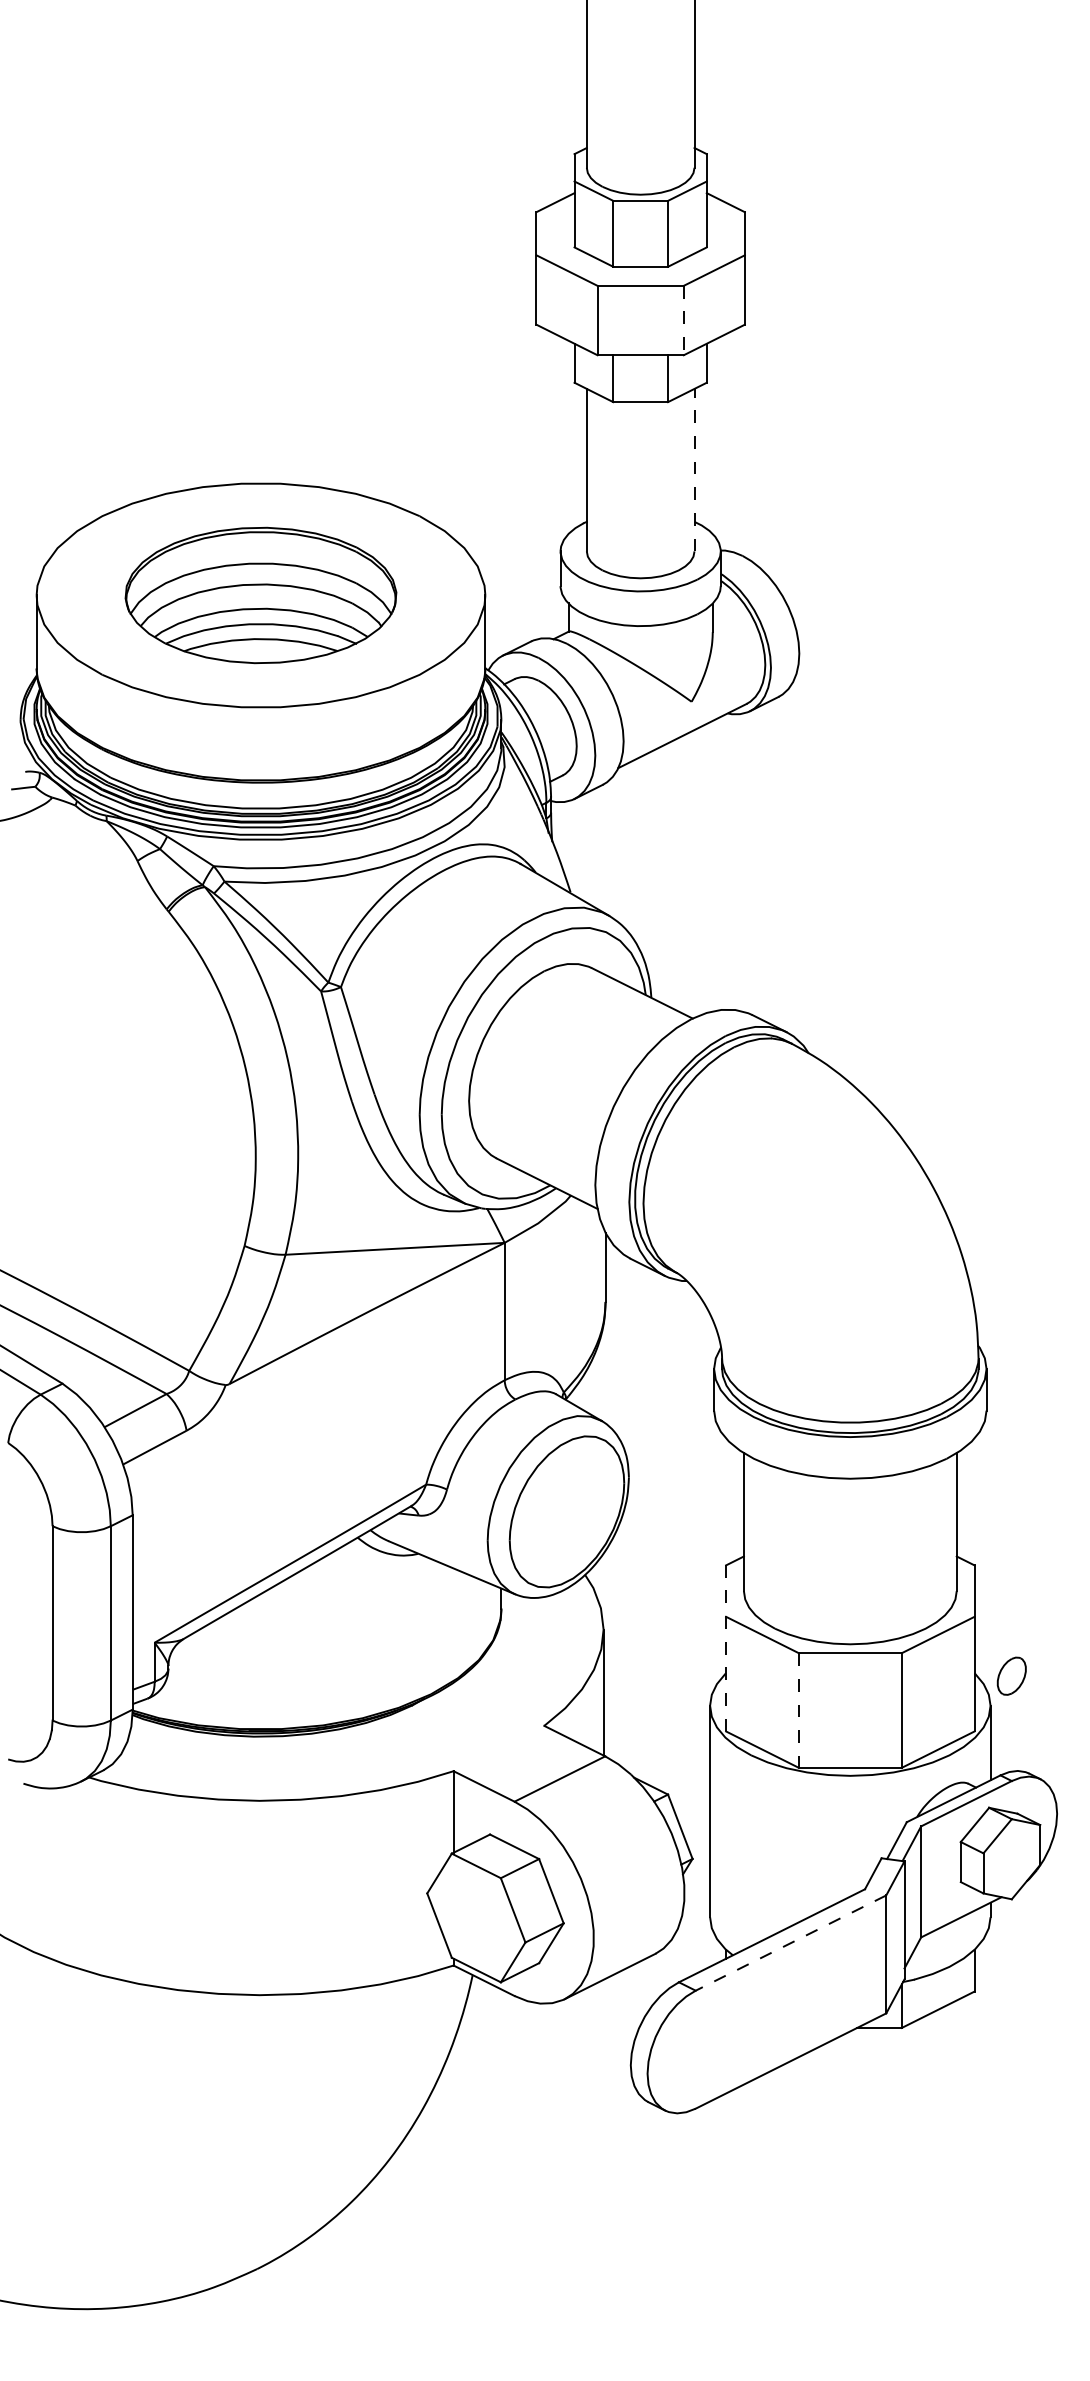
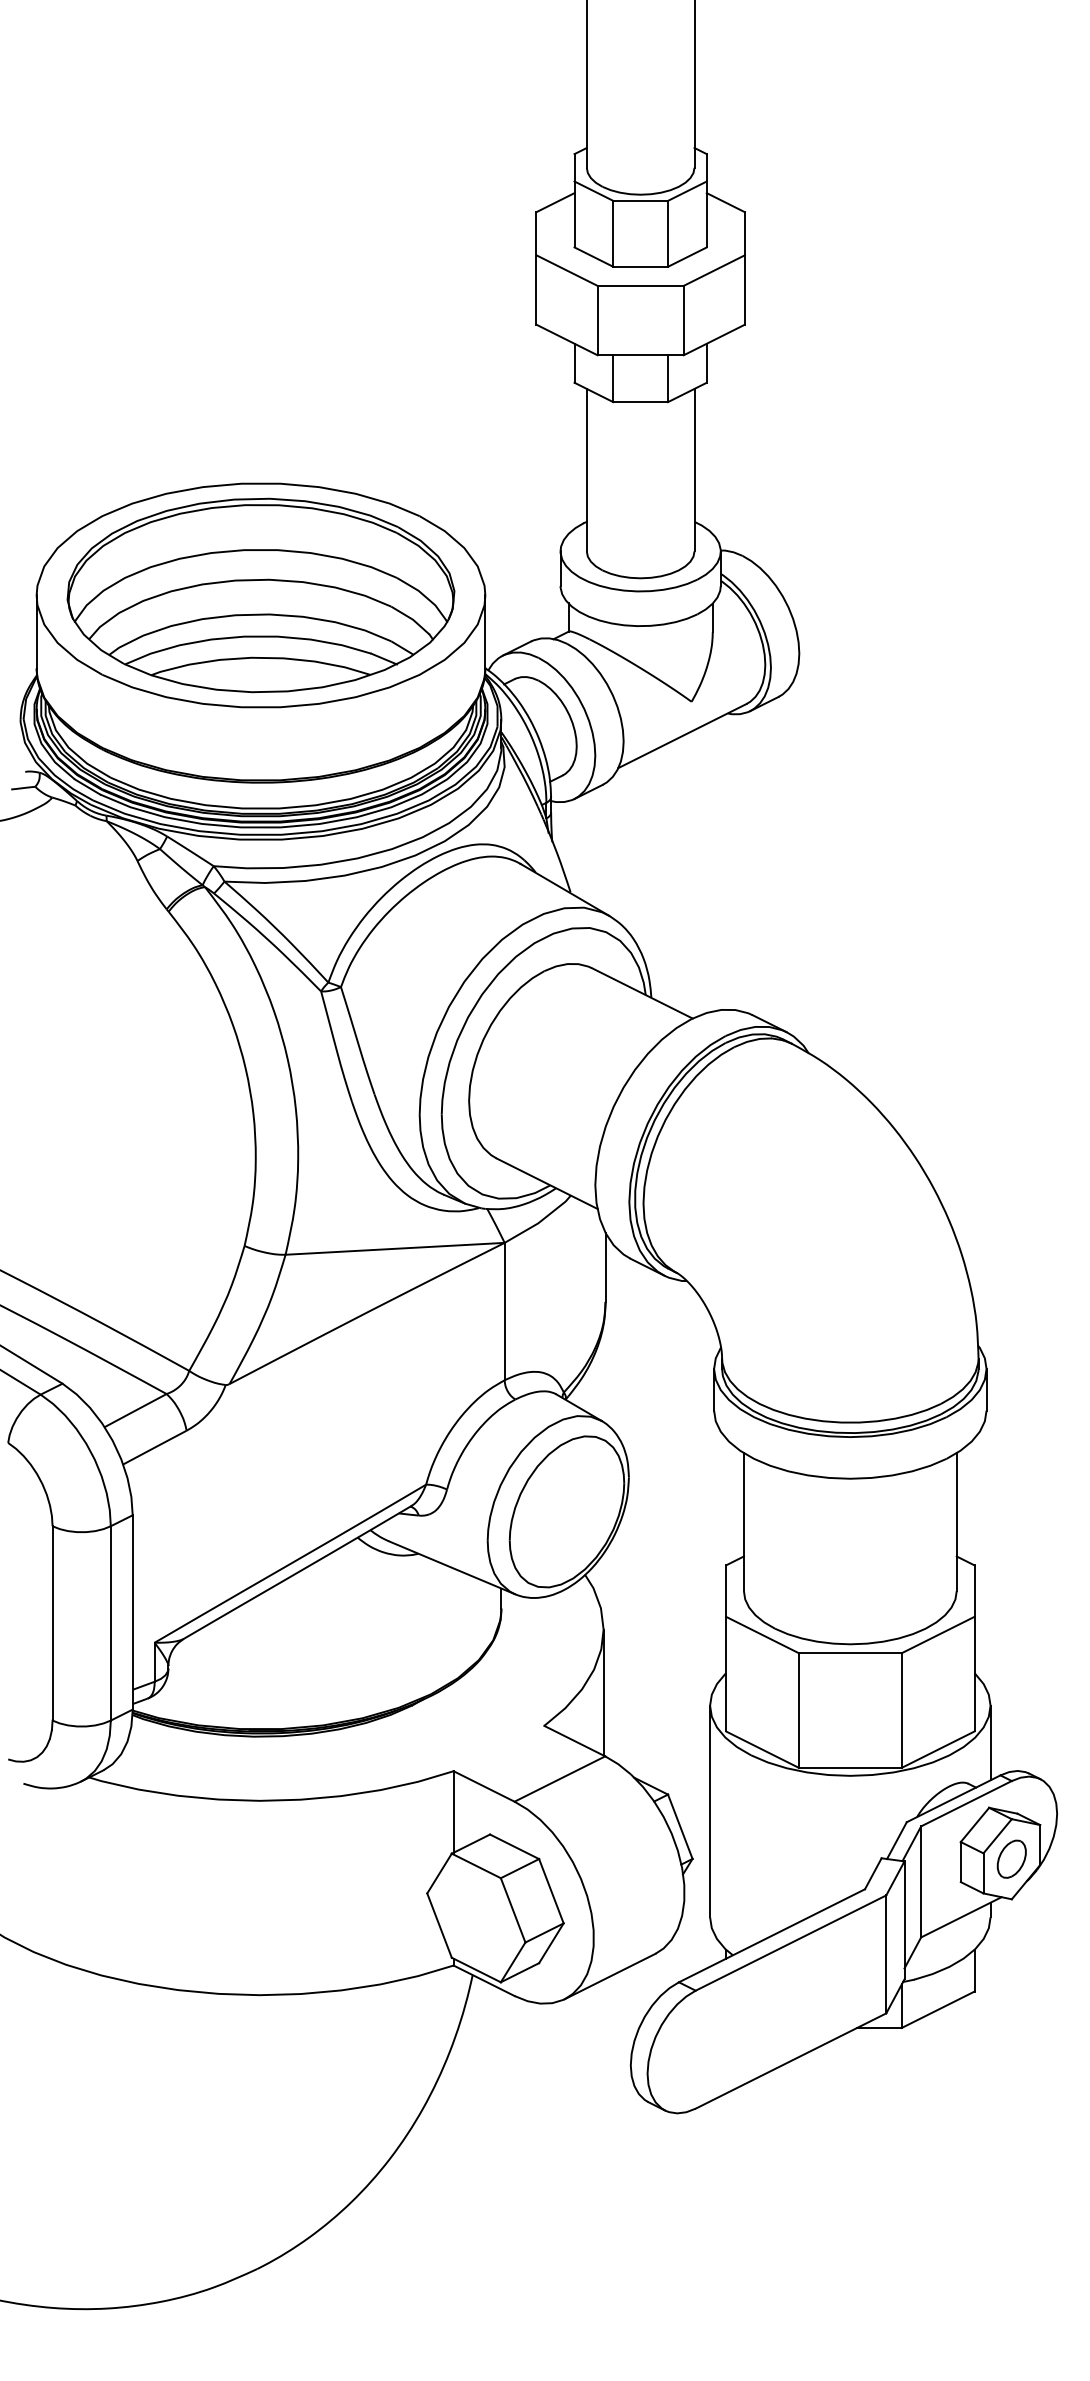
line: dashed -> solid (683, 320)
line: dashed -> solid (694, 469)
part size: 274x139 px -> 390x197 px (260, 595)
line: dashed -> solid (726, 1647)
part position: (1011, 1675) -> (1011, 1858) (1011, 1858)
line: dashed -> solid (798, 1711)
line: dashed -> solid (791, 1943)
